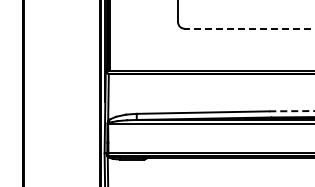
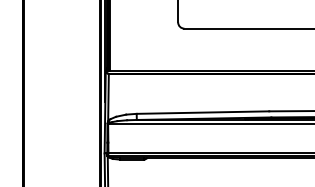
line: dashed -> solid (249, 28)
line: dashed -> solid (292, 111)
